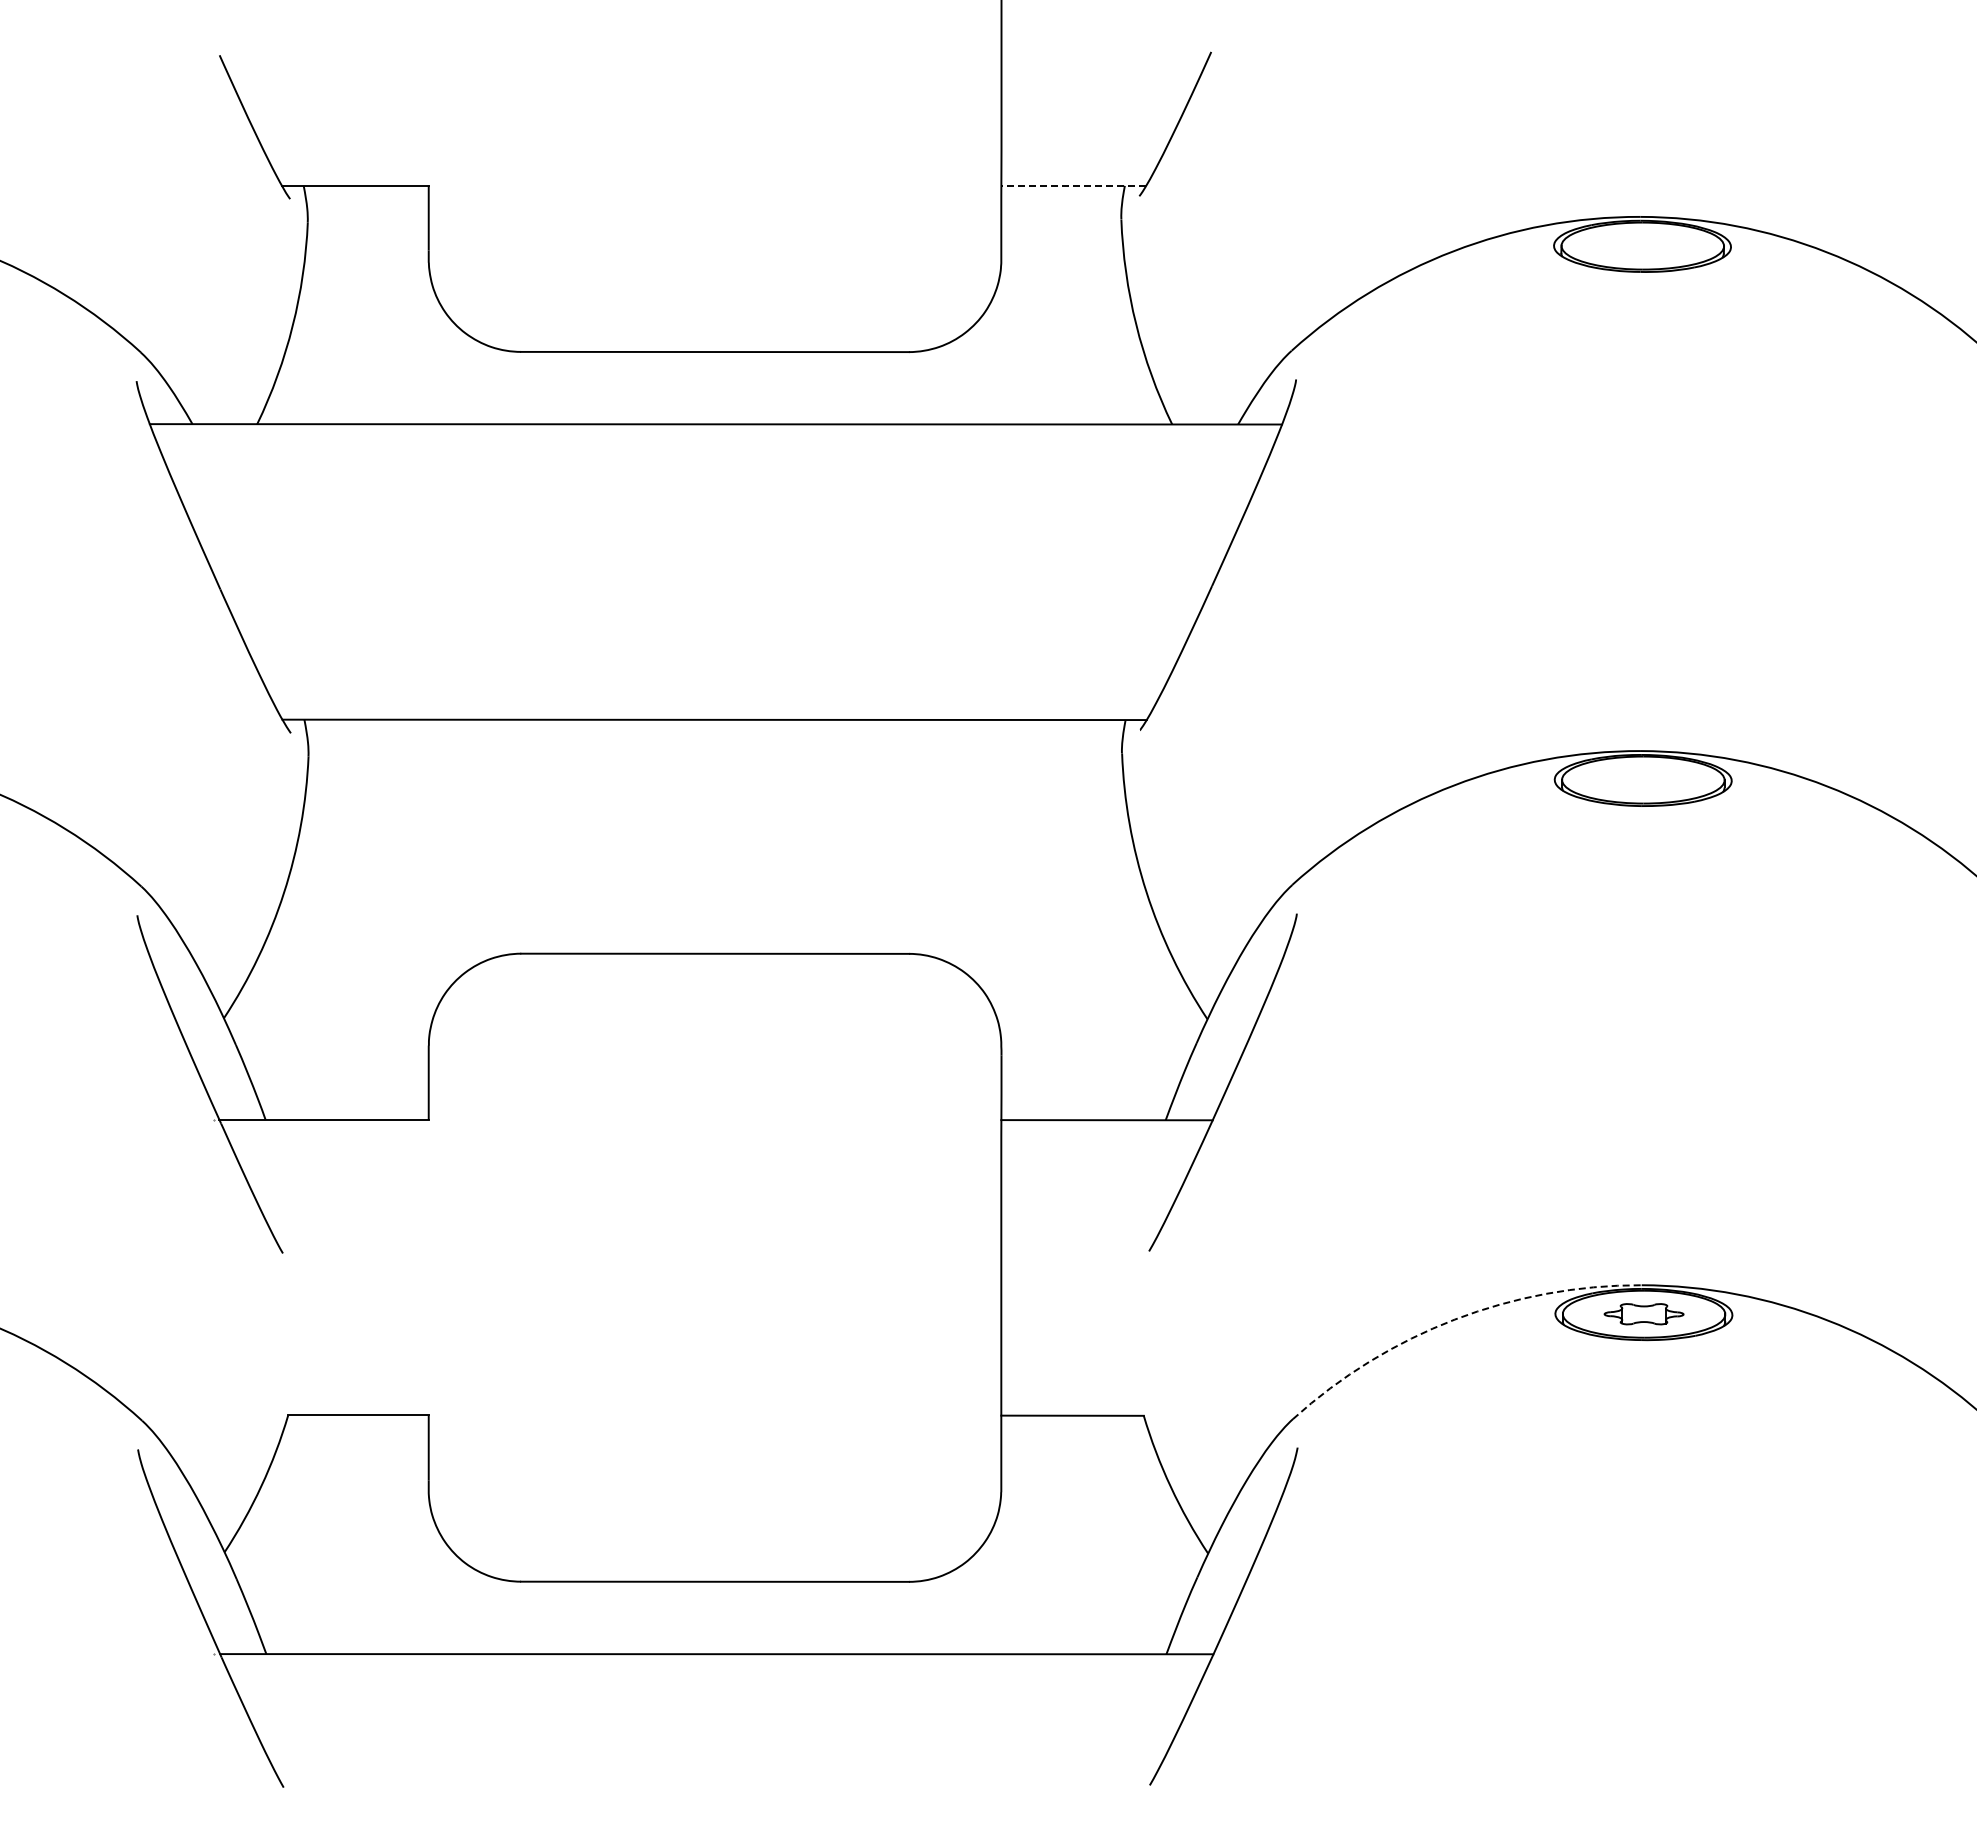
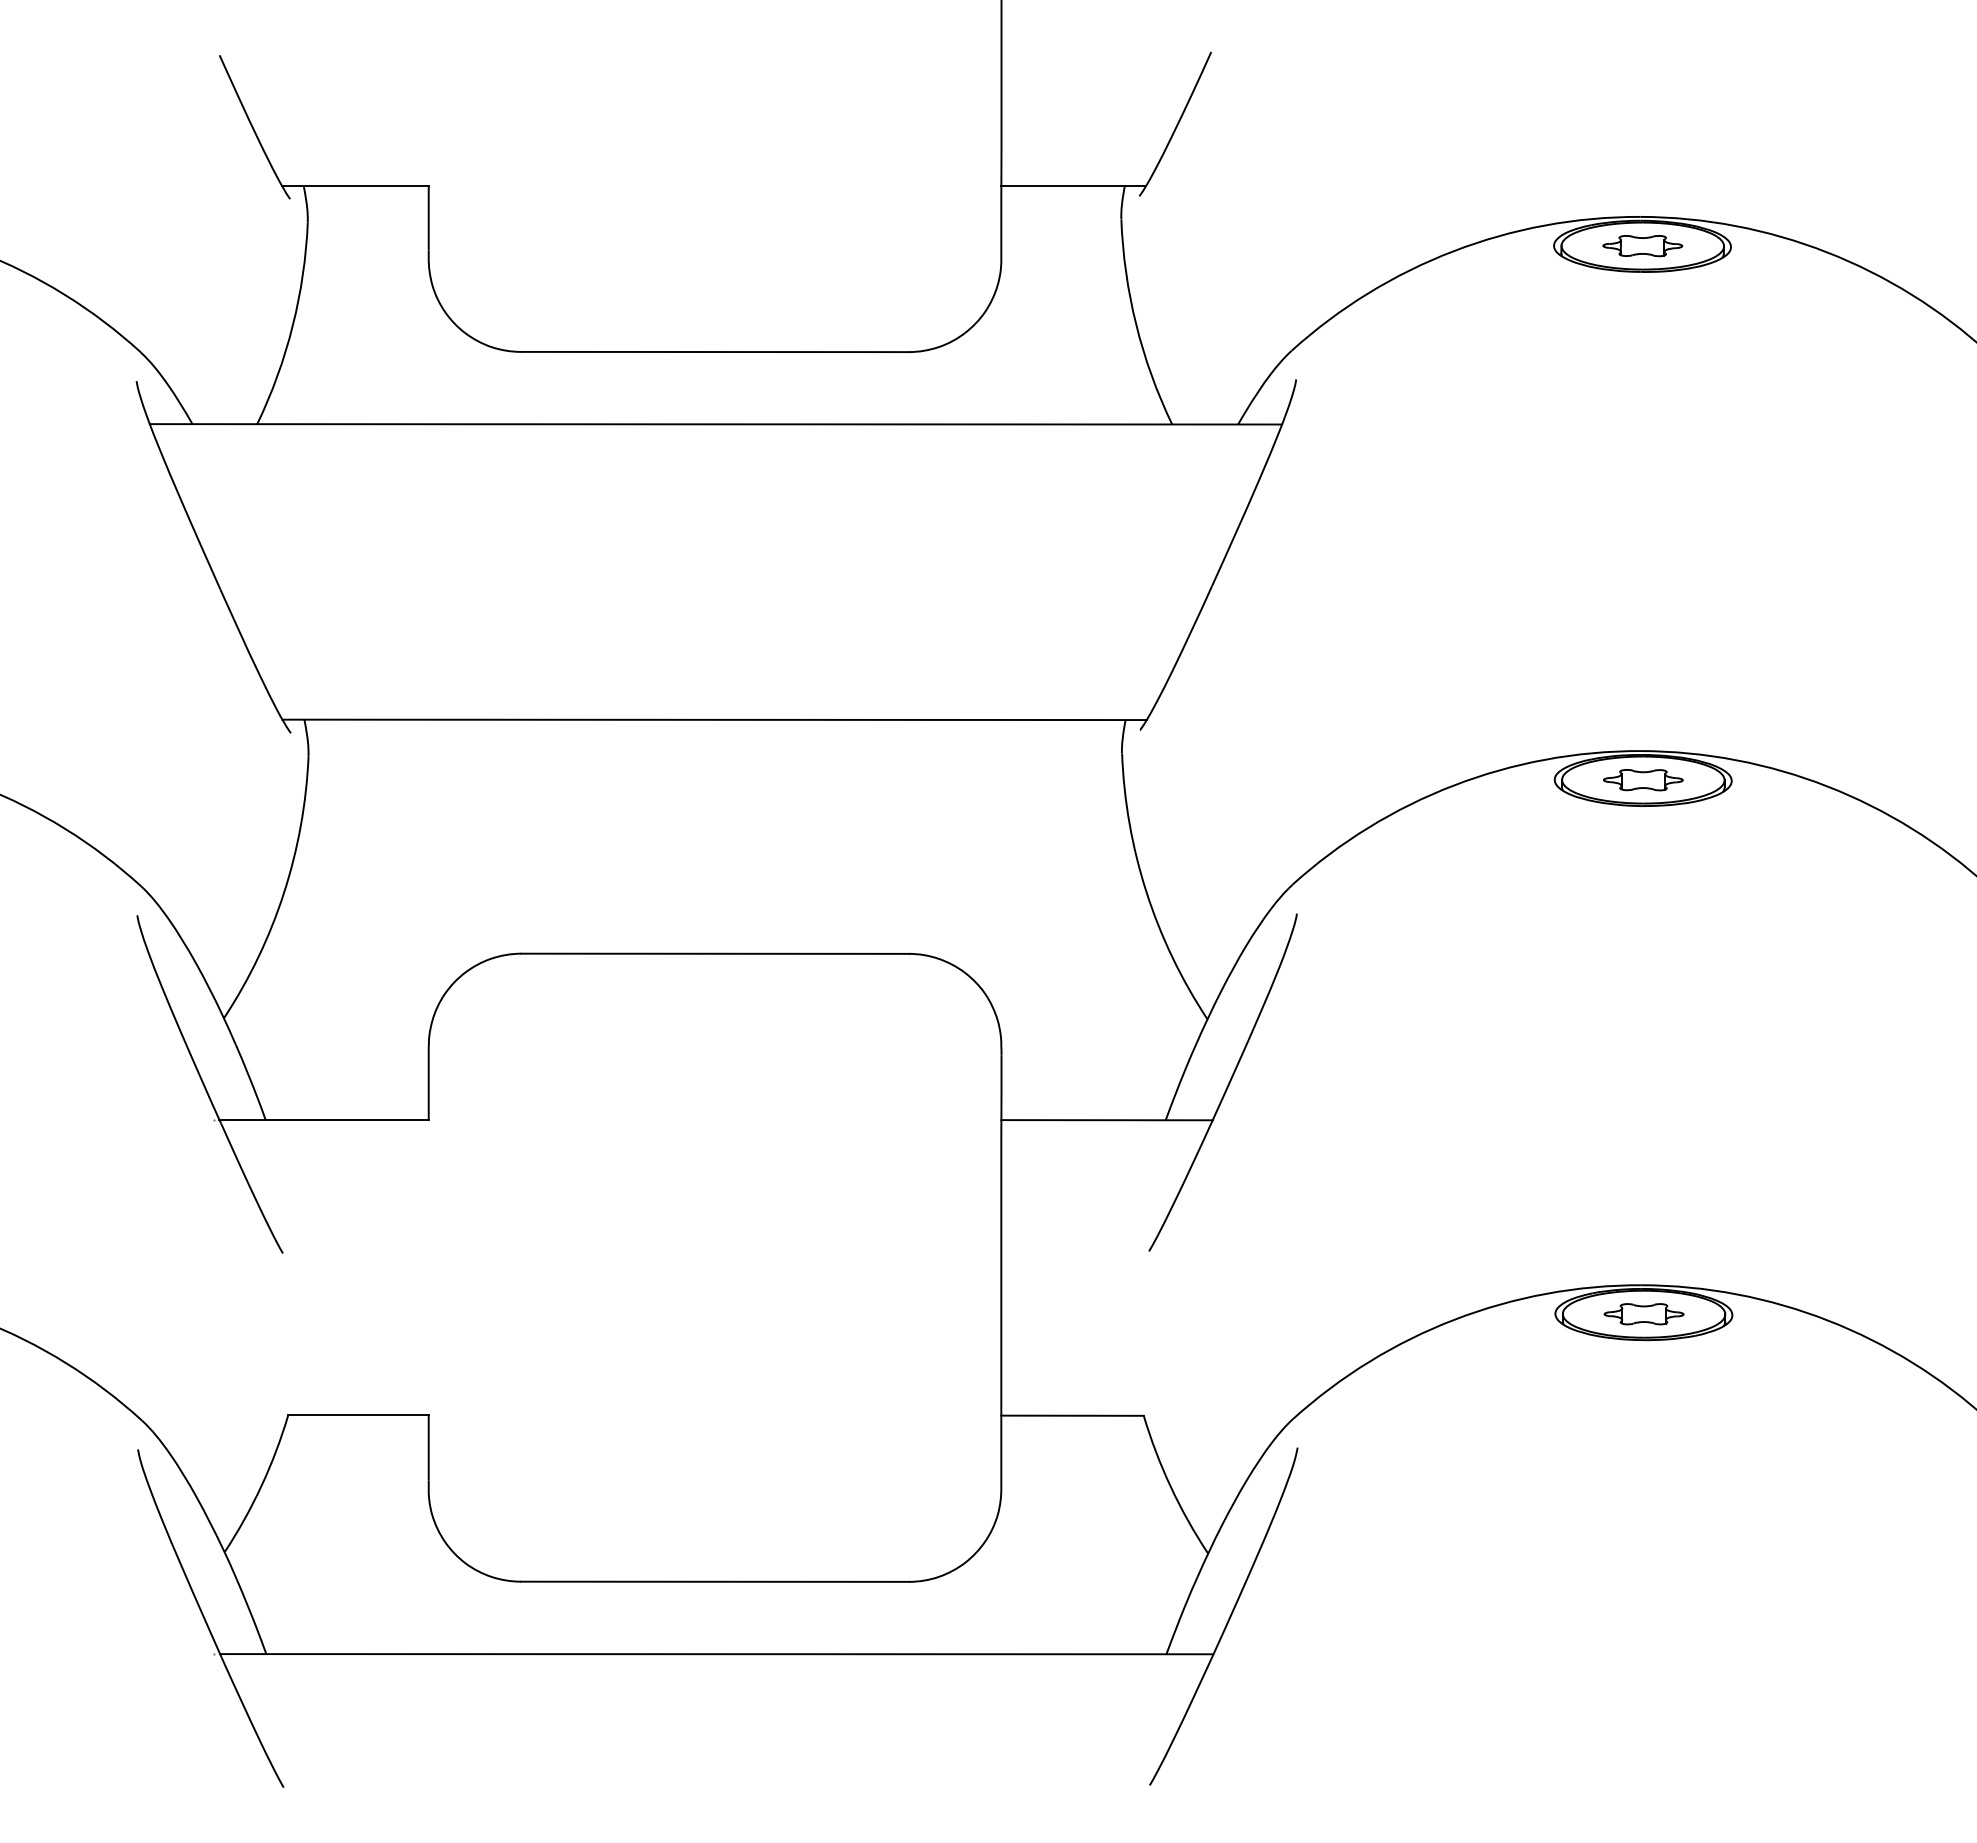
line: dashed -> solid (1073, 185)
part: none -> present (1642, 246)
part: none -> present (1643, 780)
arc: dashed -> solid (1454, 1319)
